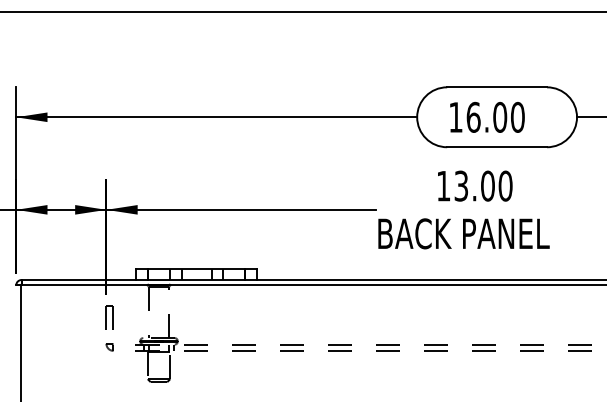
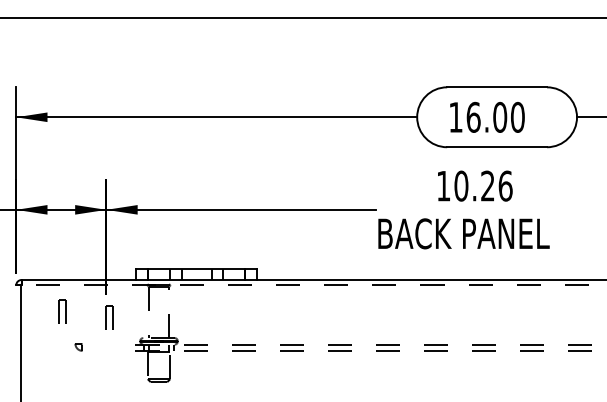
line position: (302, 11) -> (302, 17) (302, 17)
text: 13.00 -> 10.26 (483, 185)
line: solid -> dashed (313, 284)
part: none -> present (62, 311)
part position: (109, 347) -> (78, 347) (78, 347)
